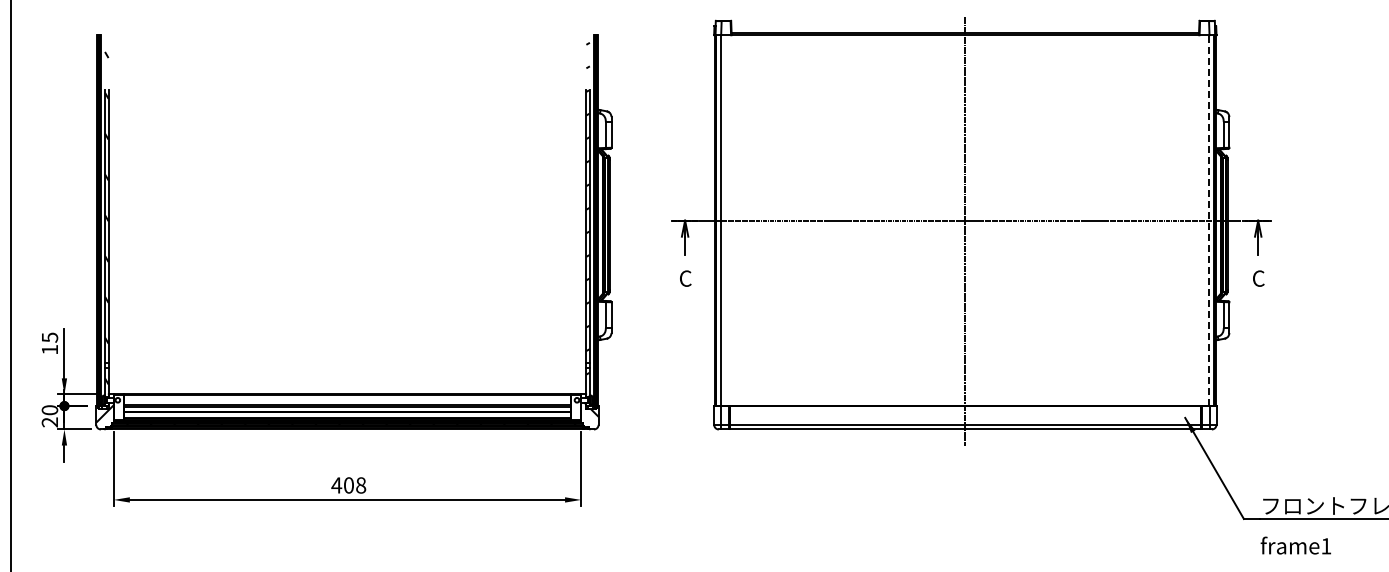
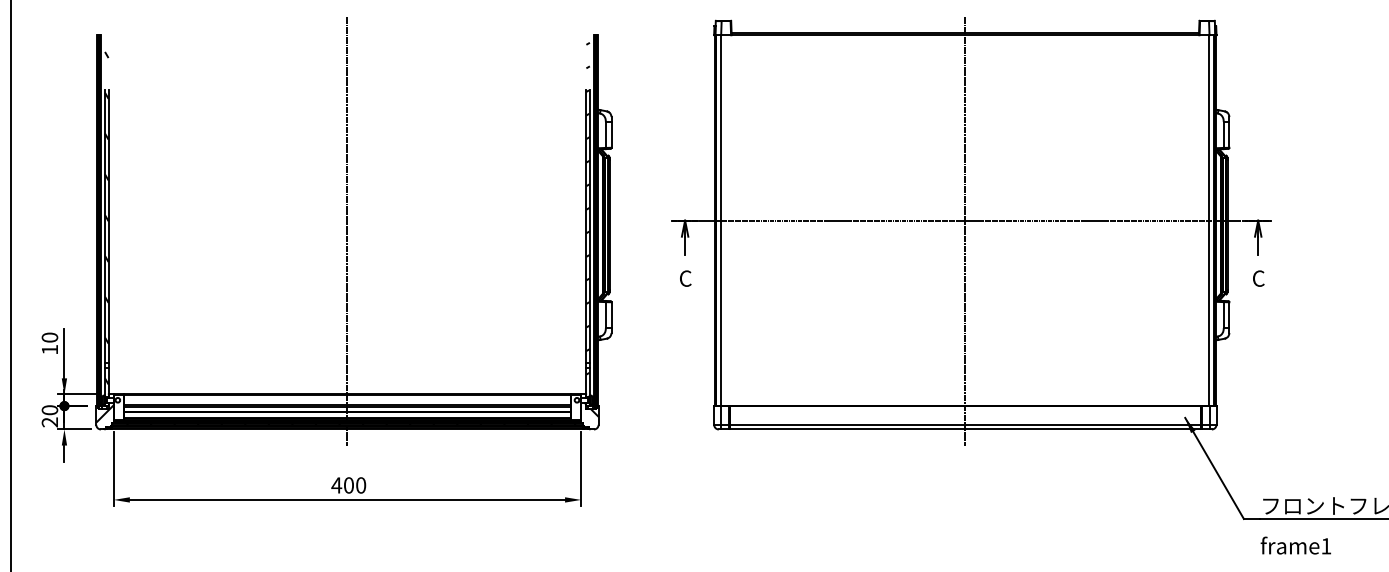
line: dashed -> solid (1209, 220)
line: none -> present (347, 231)
text: 15 -> 10 (49, 337)
text: 408 -> 400 (361, 485)
